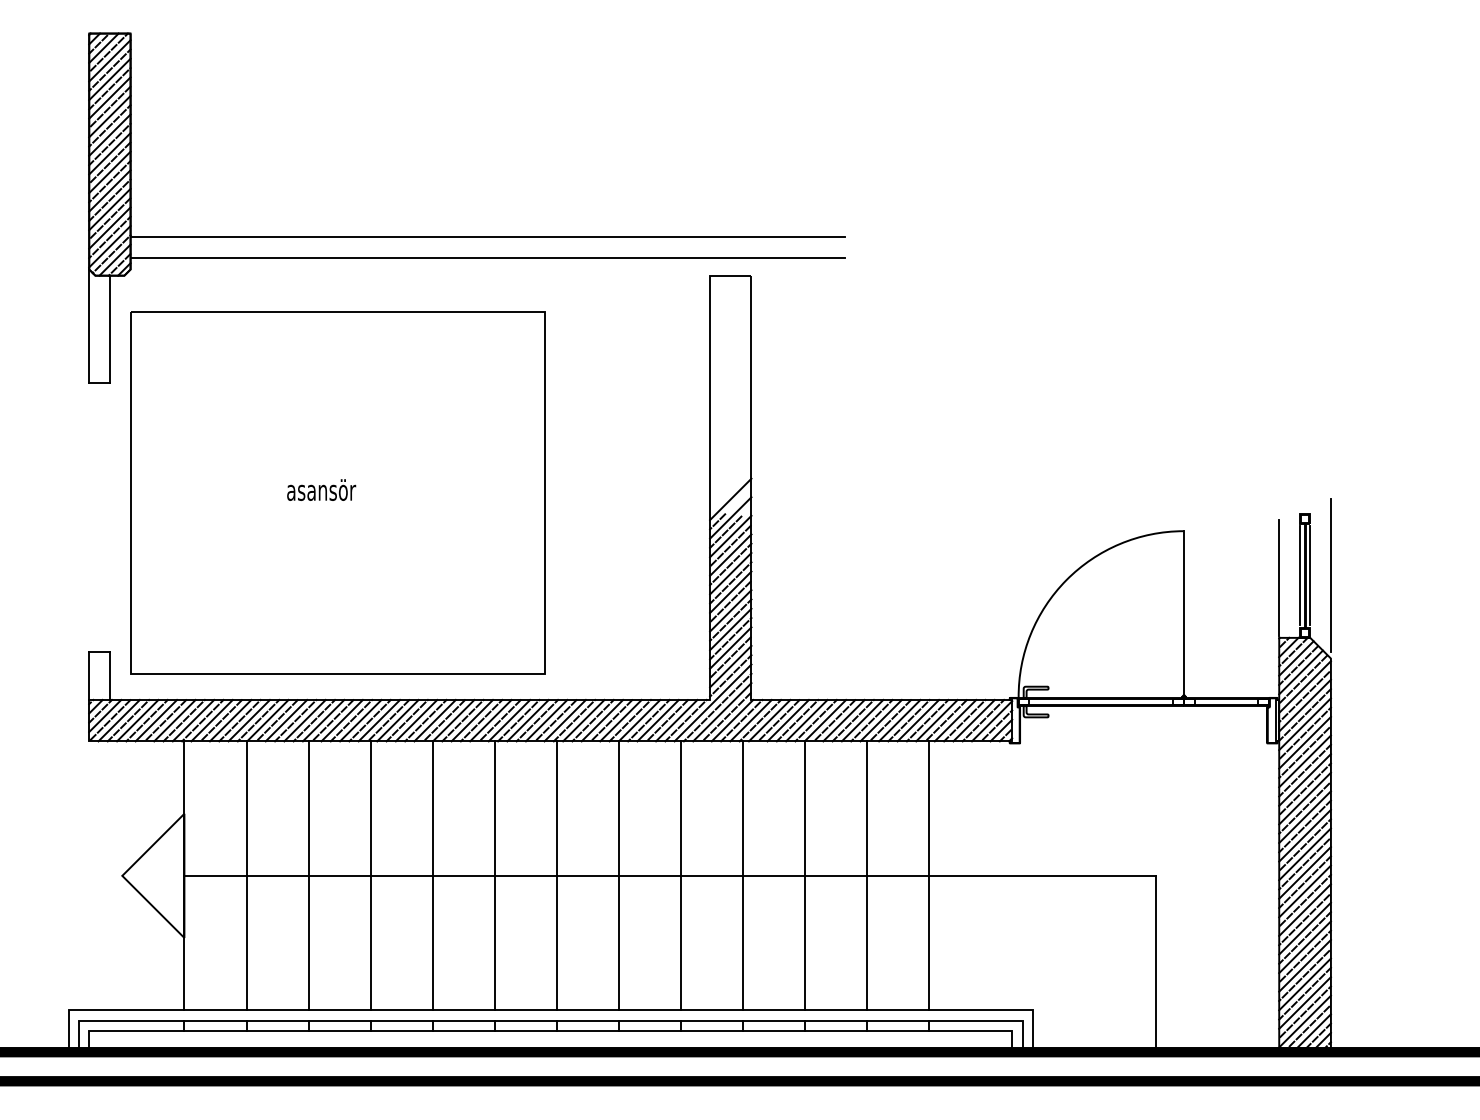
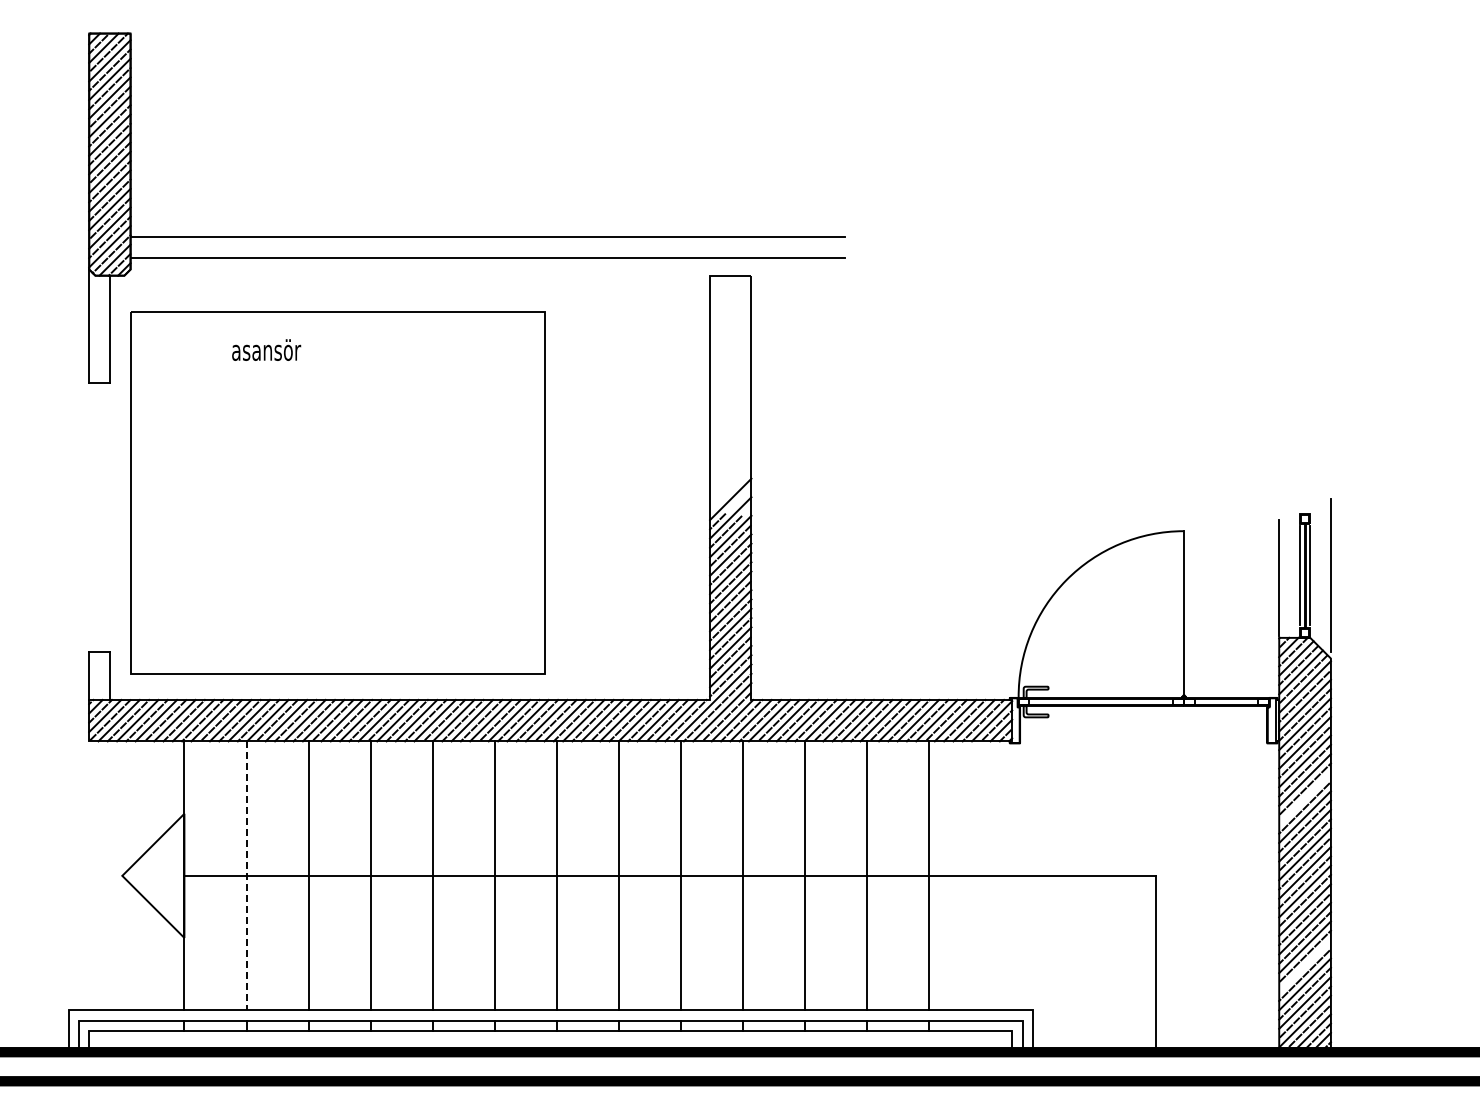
text position: (321, 489) -> (266, 349) (266, 349)
line: present -> none (1304, 798)
line: solid -> dashed (246, 875)
line: present -> none (1304, 965)
